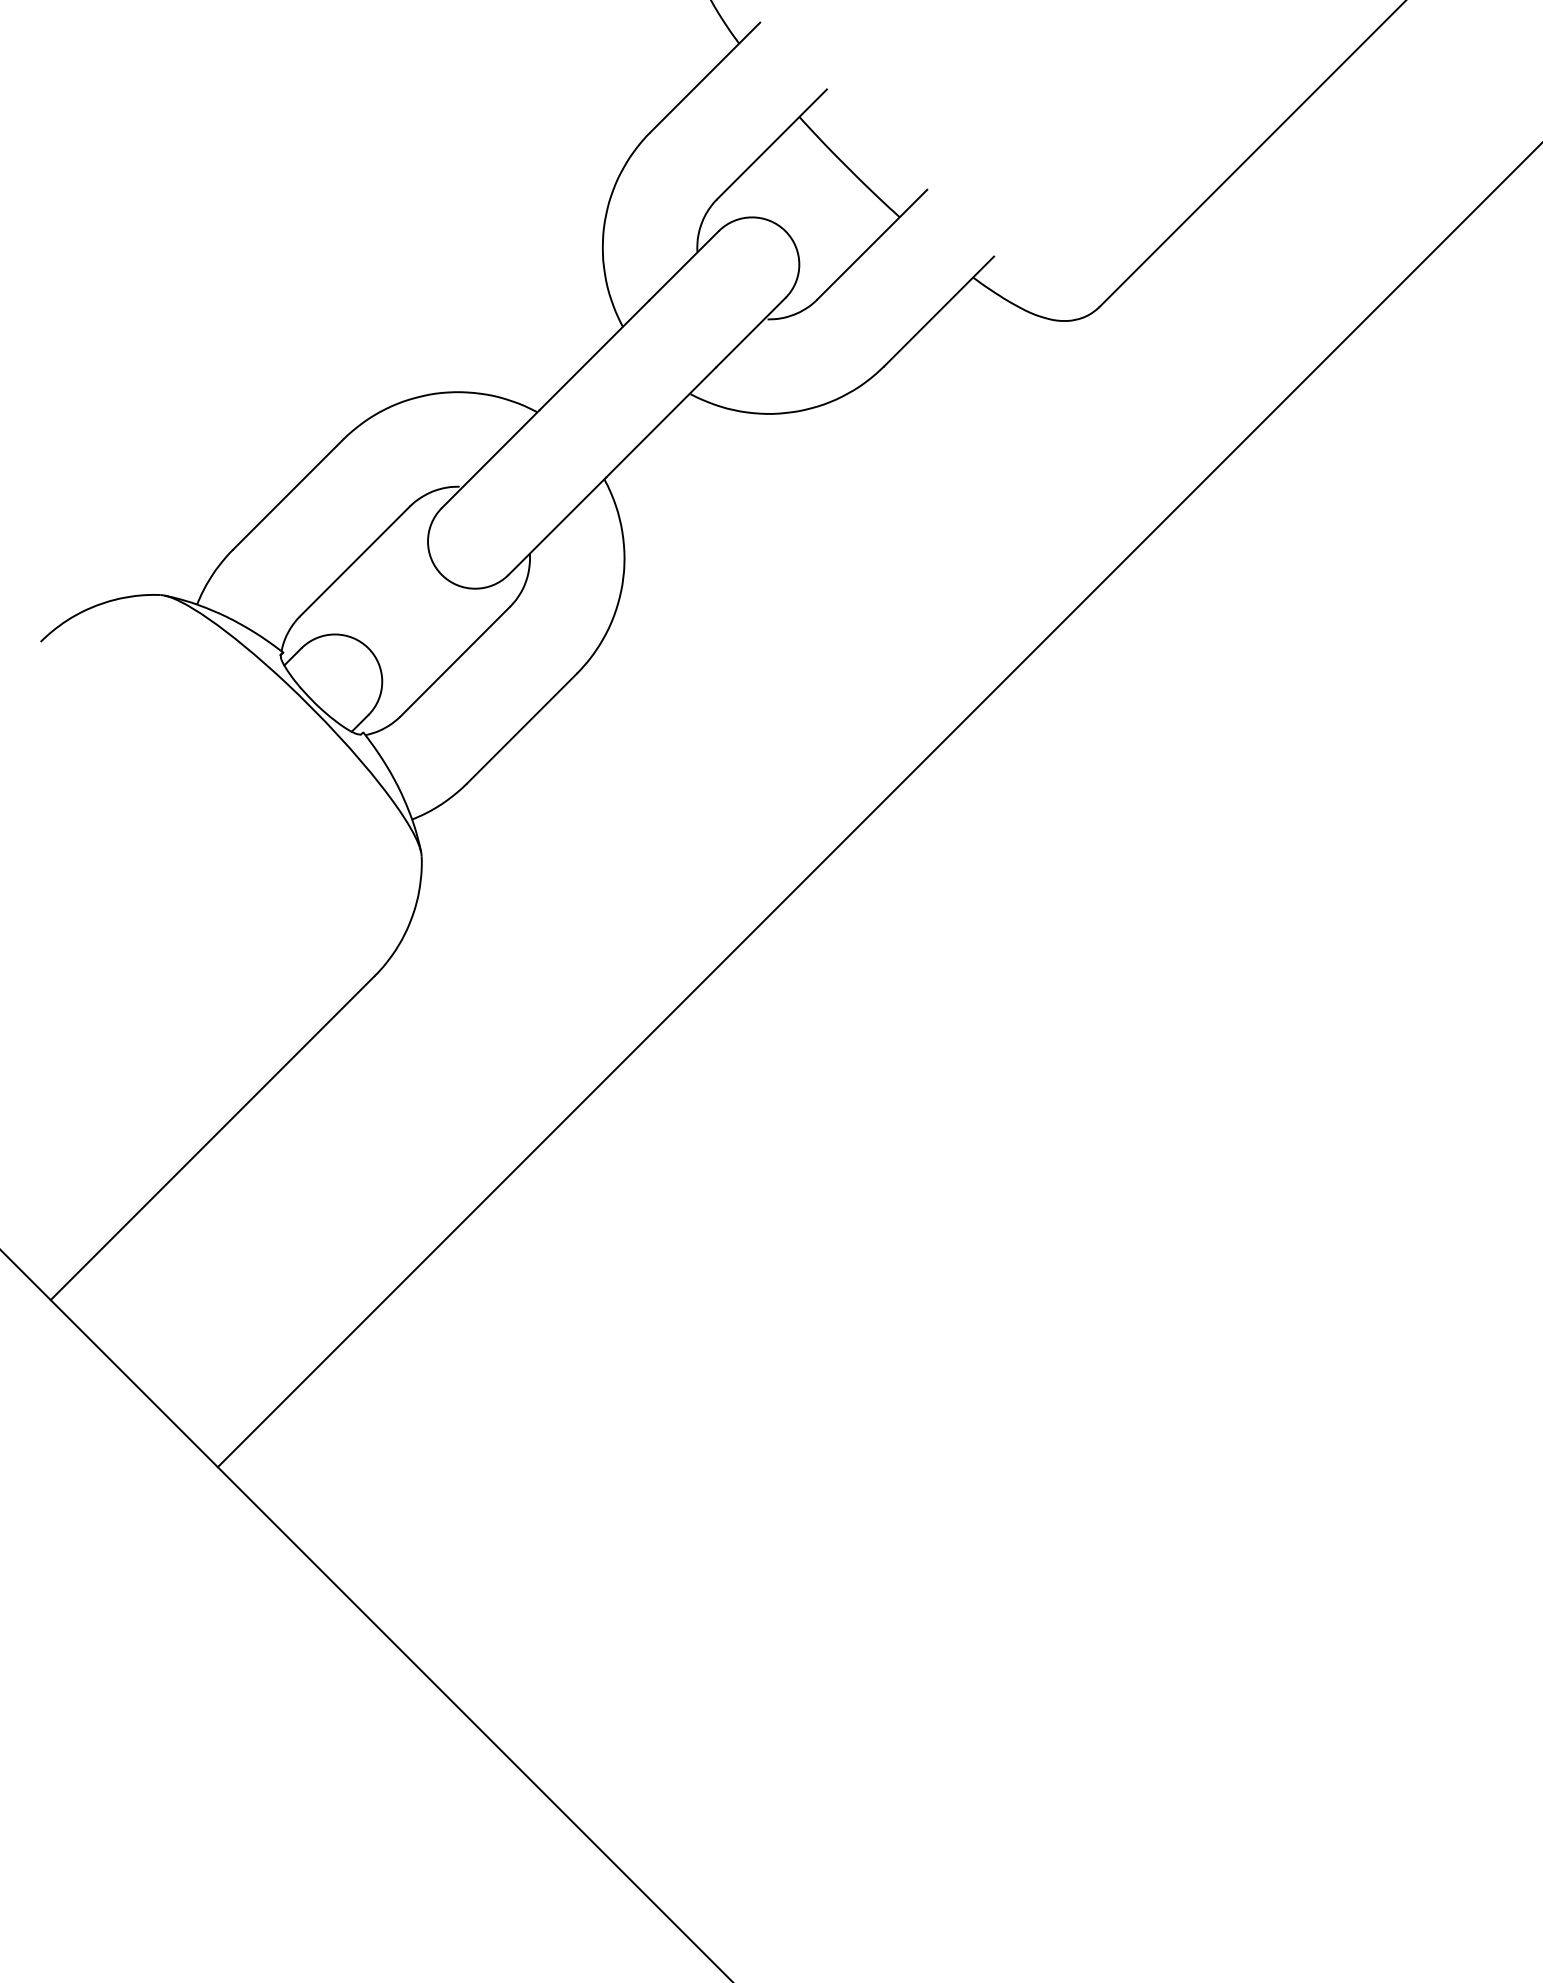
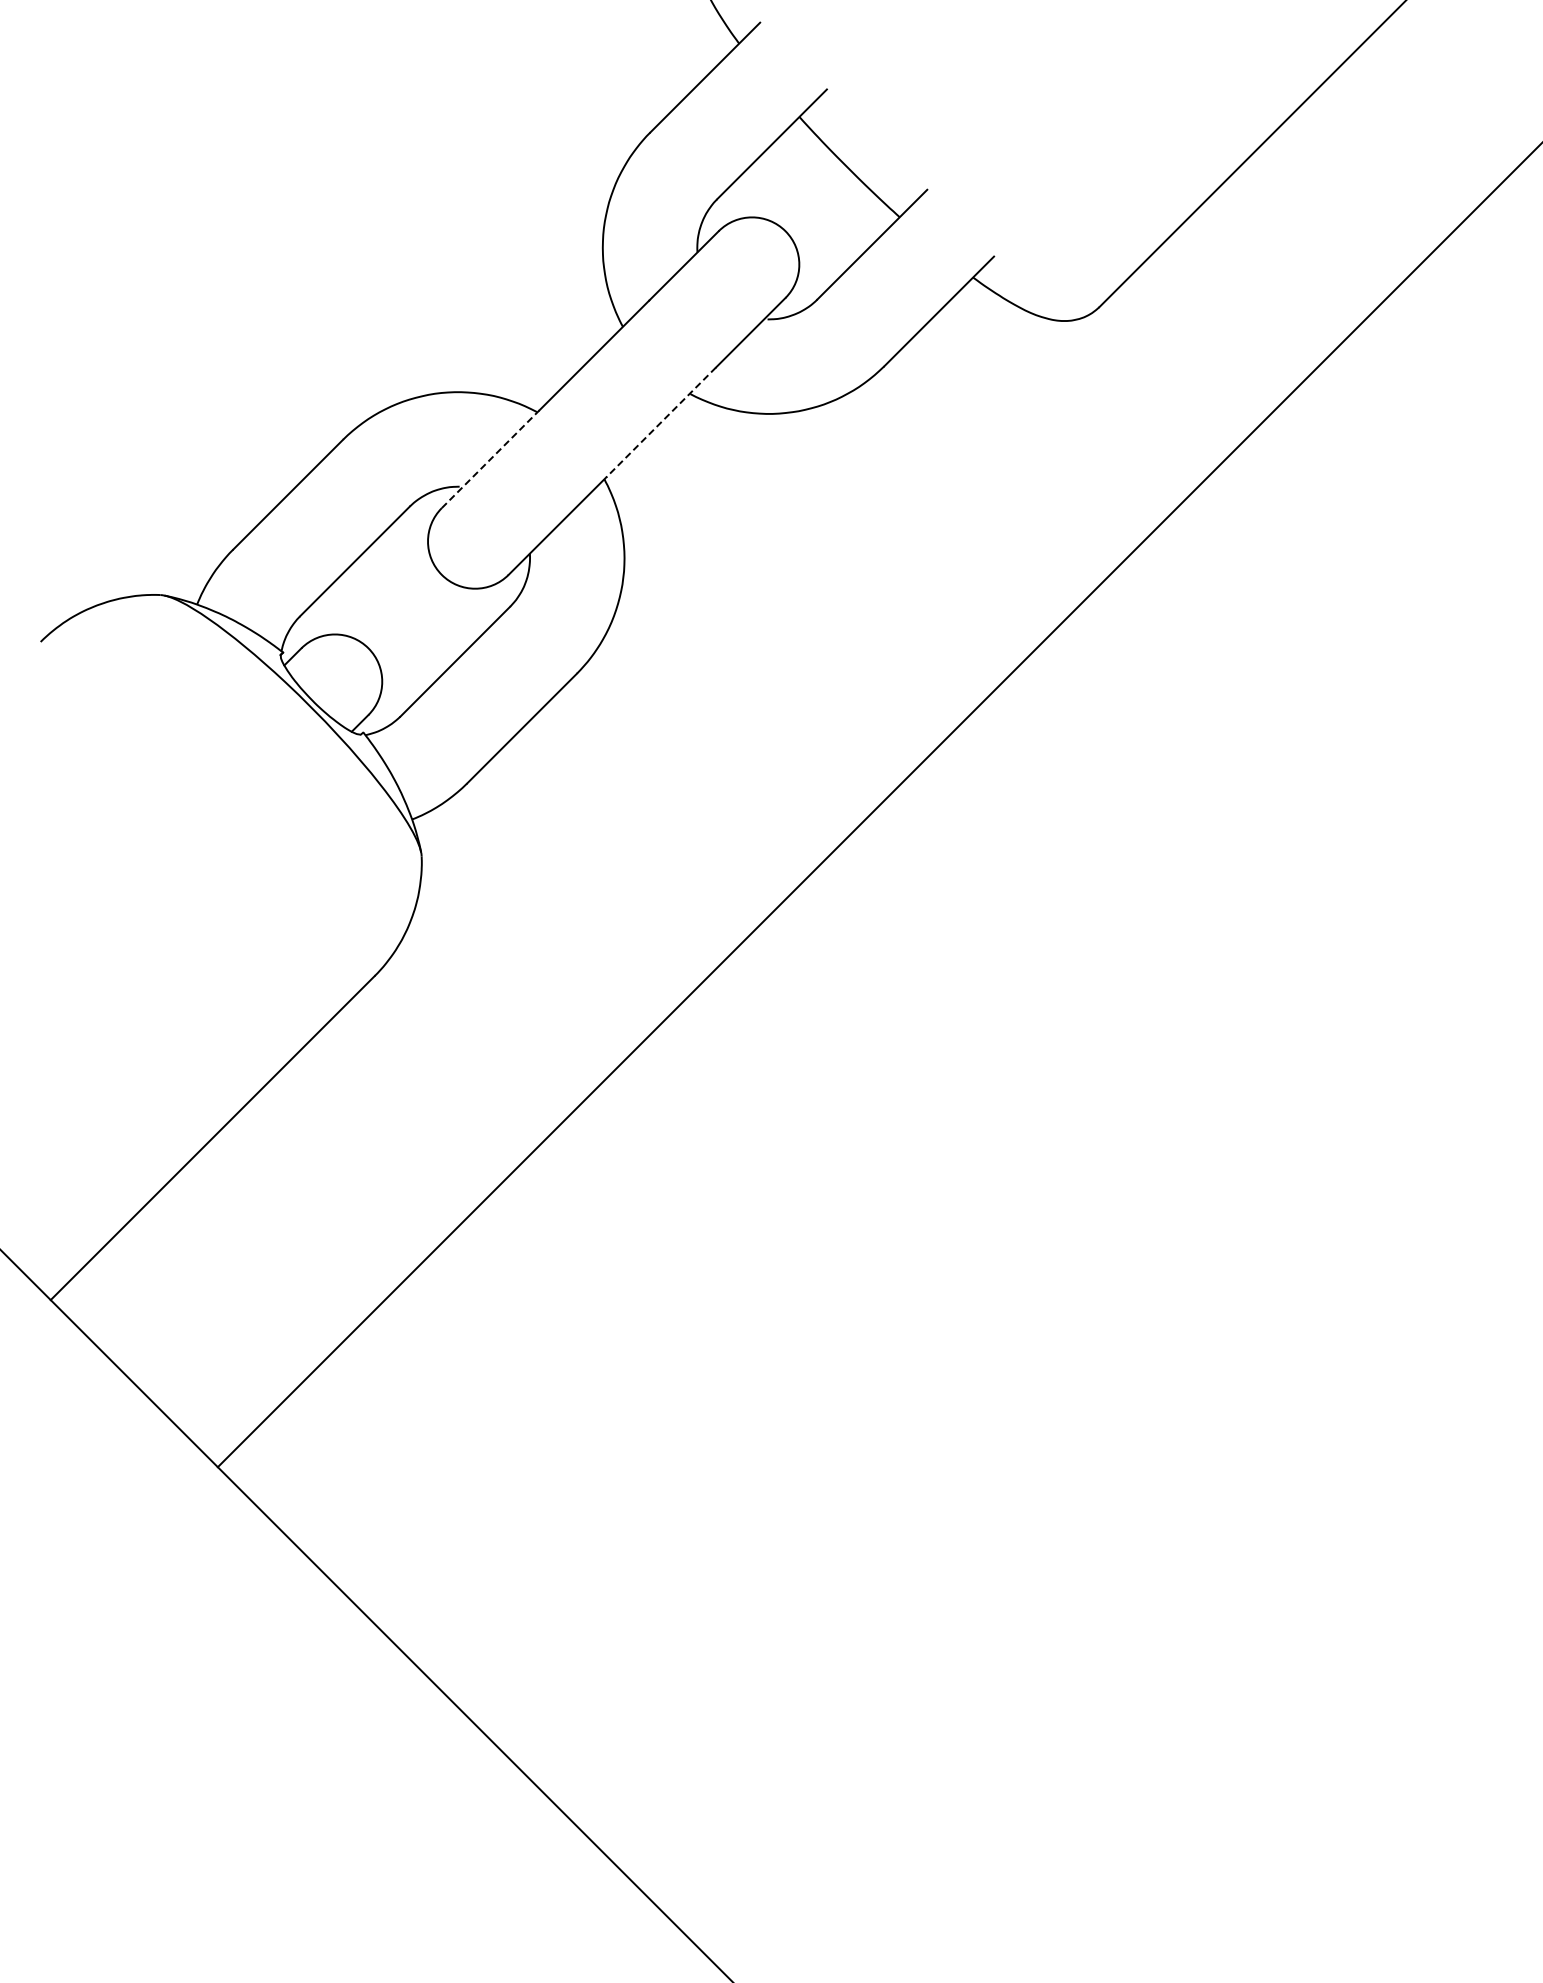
line: solid -> dashed (661, 422)
line: solid -> dashed (491, 458)
